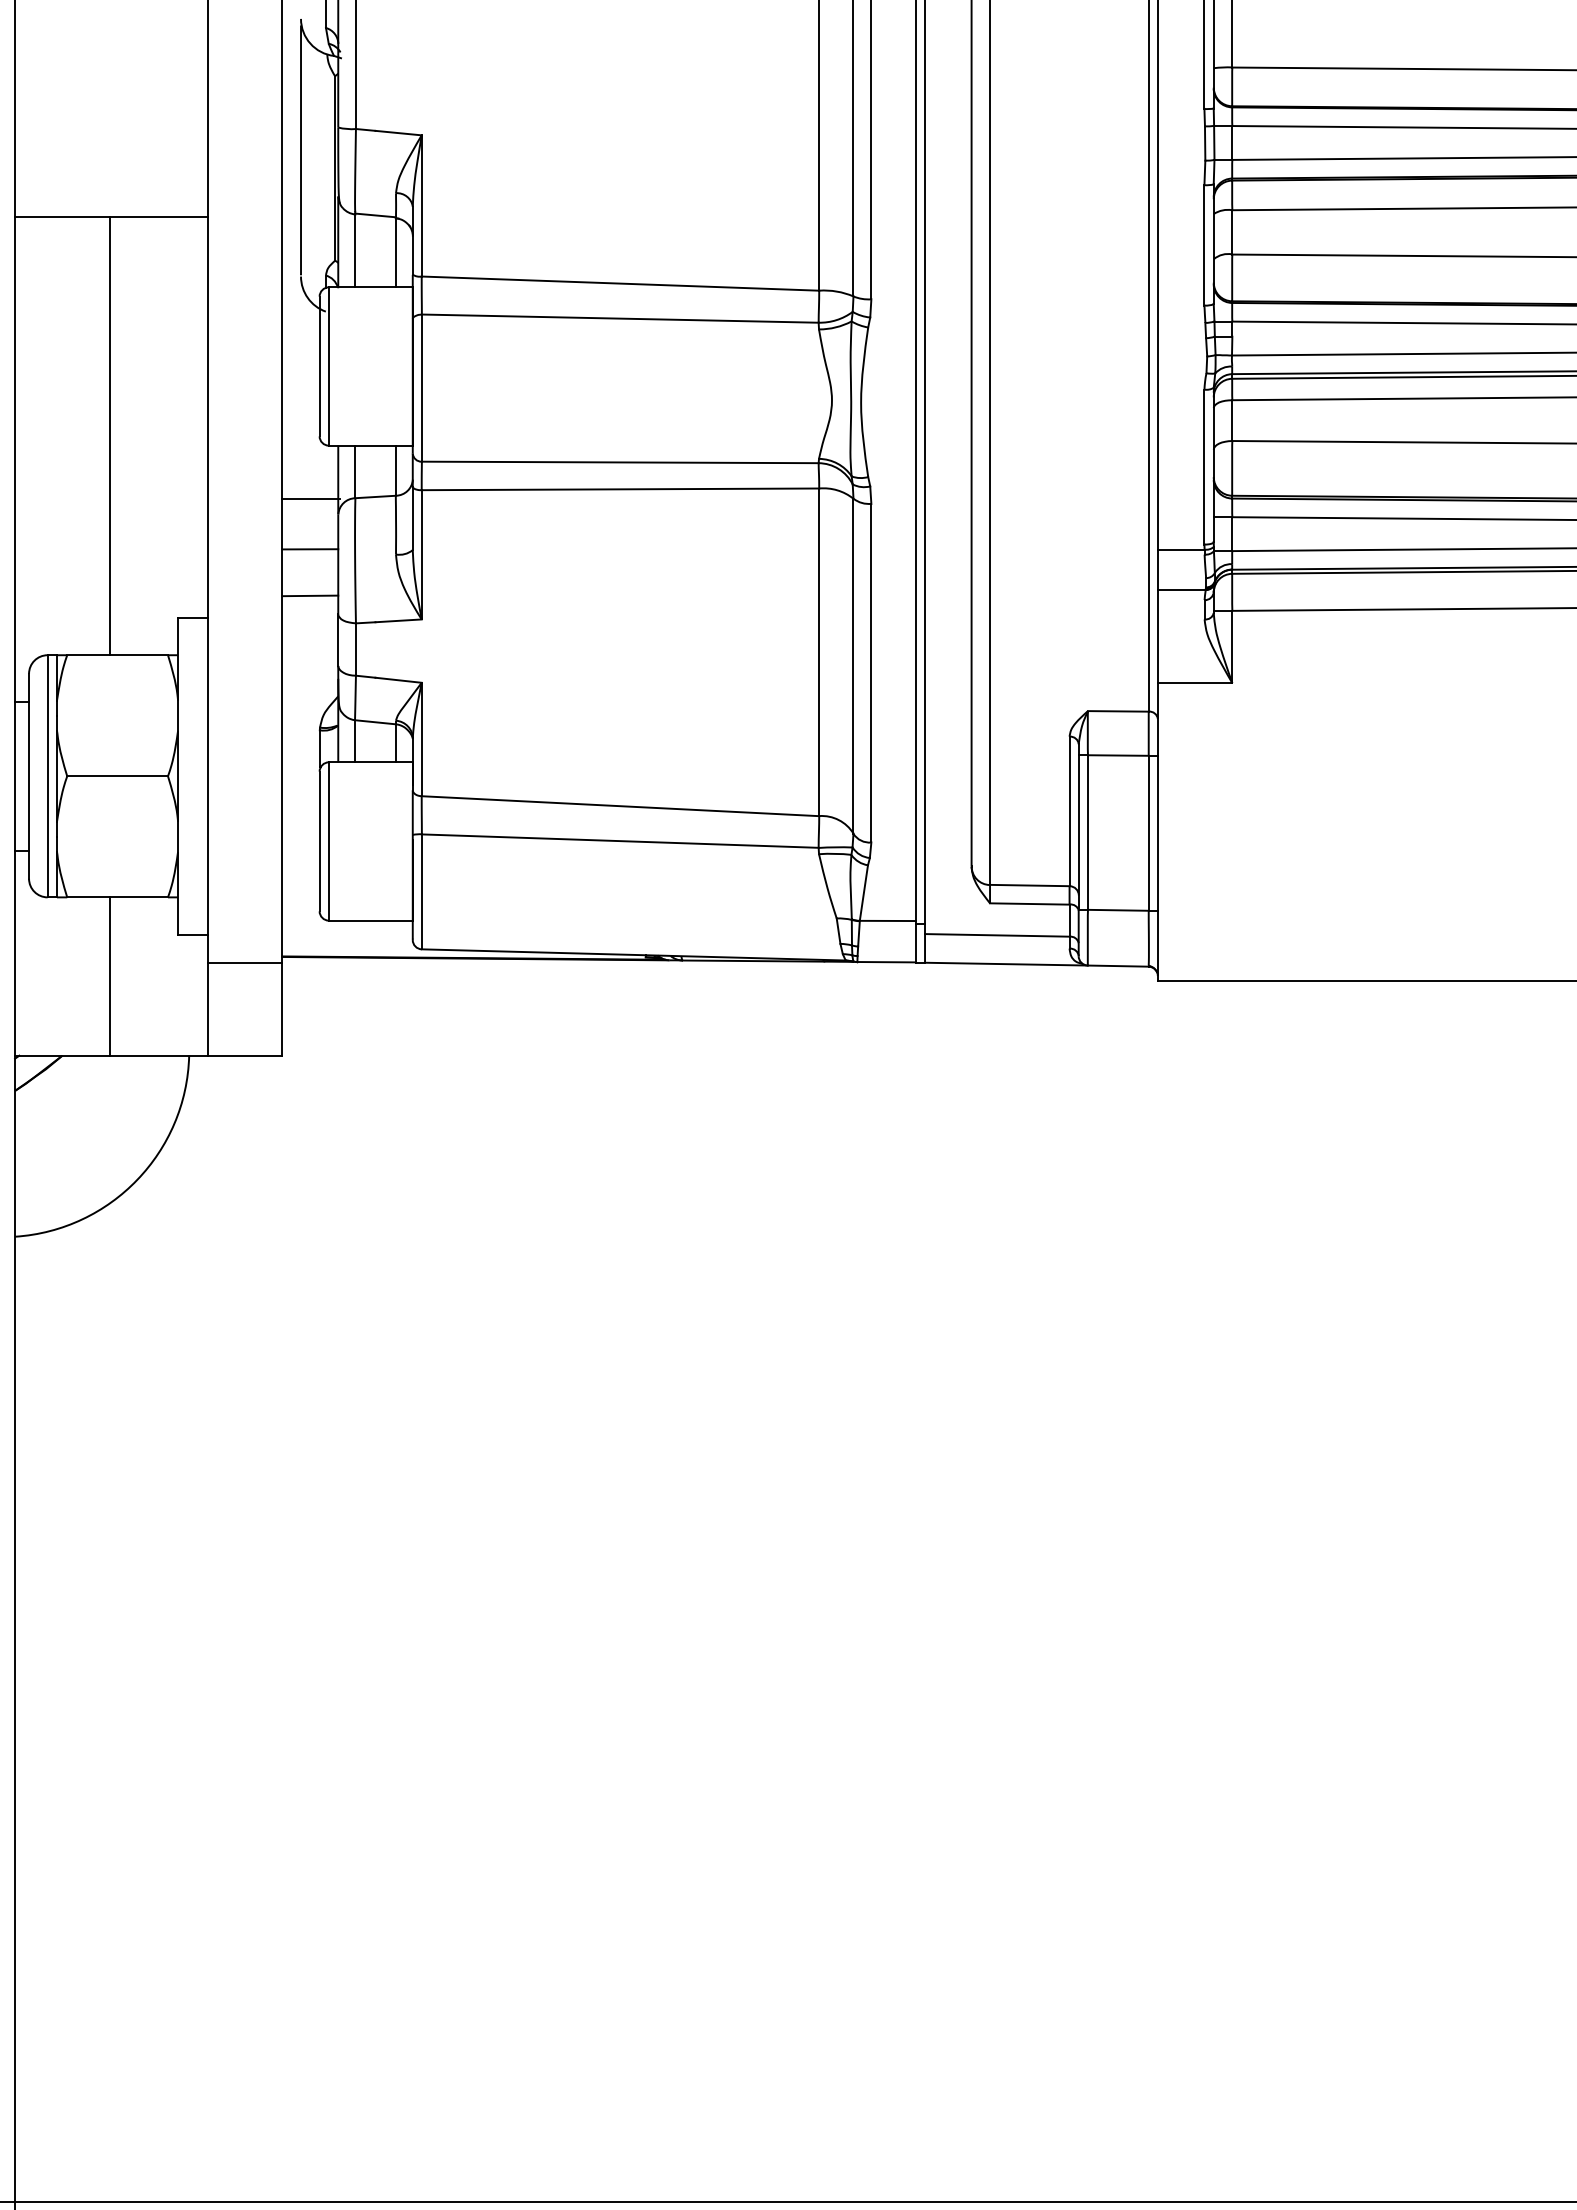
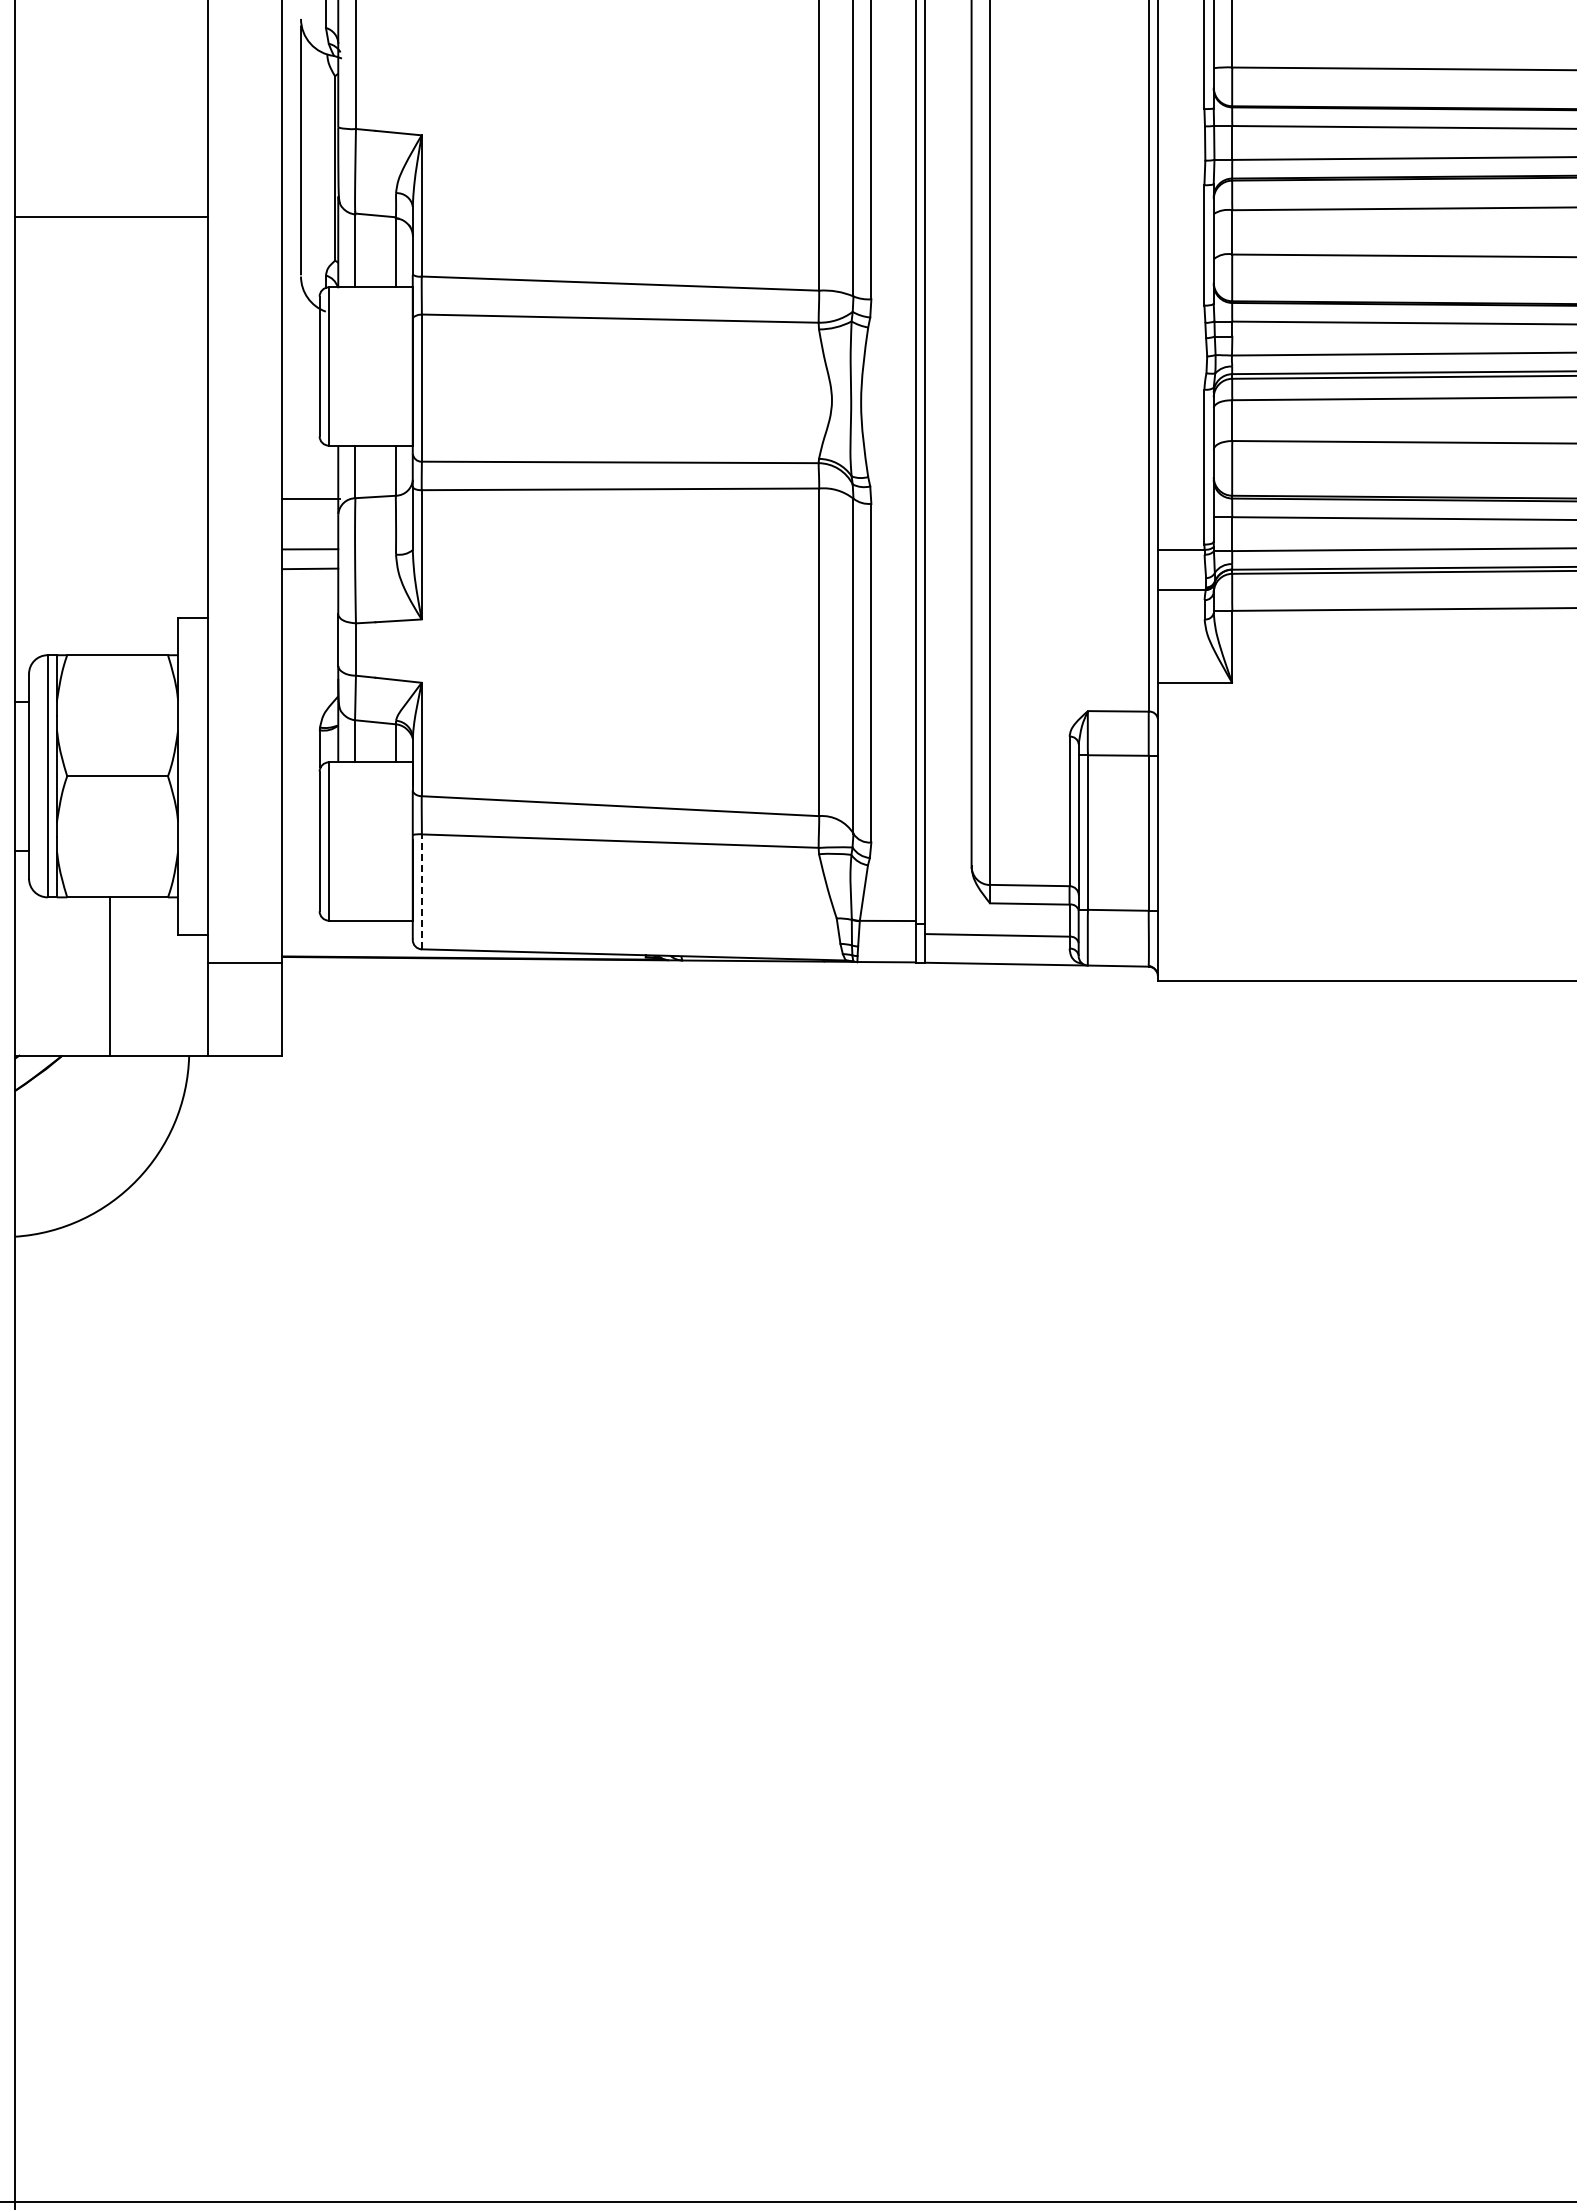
line: present -> none (110, 436)
line position: (310, 595) -> (310, 568) (310, 568)
line: solid -> dashed (421, 891)
